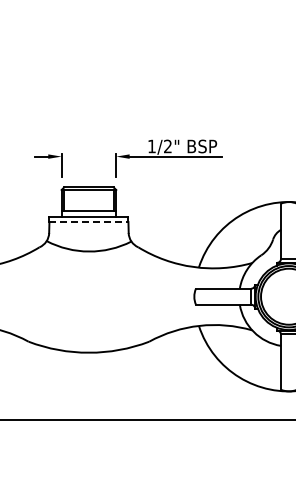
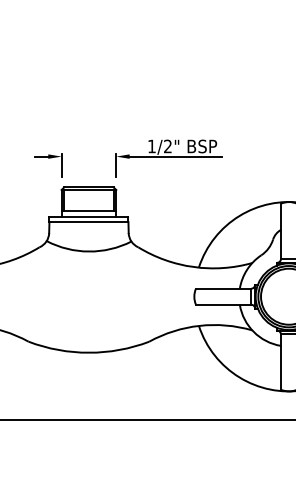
line: dashed -> solid (89, 222)
